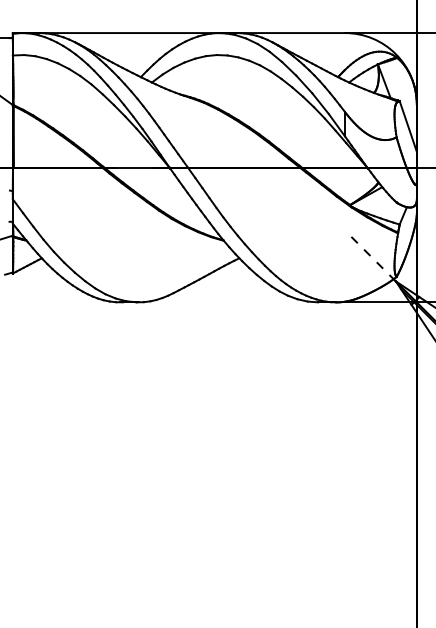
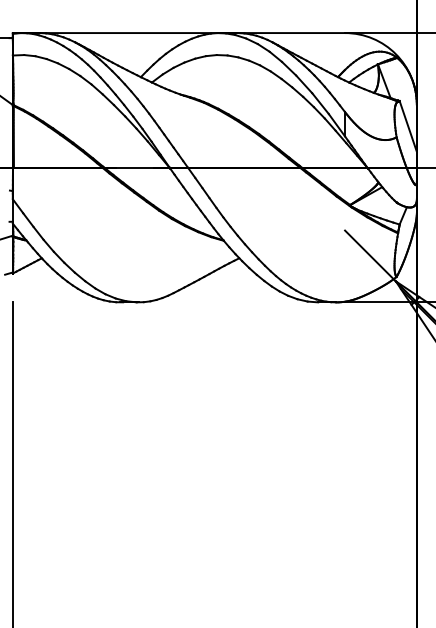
line: dashed -> solid (370, 255)
line: none -> present (12, 463)
